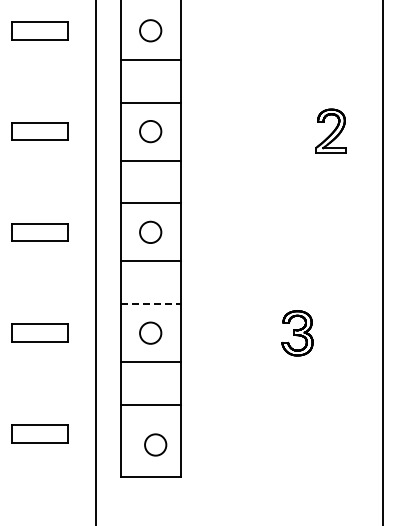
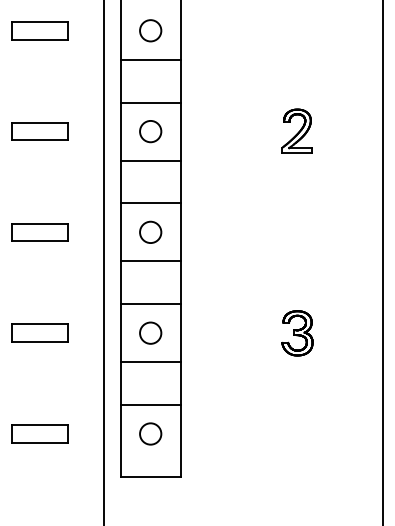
part position: (330, 130) -> (296, 130) (296, 130)
line position: (95, 262) -> (103, 262) (103, 262)
line: dashed -> solid (151, 304)
circle position: (155, 444) -> (150, 433) (150, 433)
